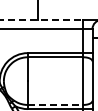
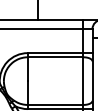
line: dashed -> solid (42, 20)
line: dashed -> solid (55, 104)
